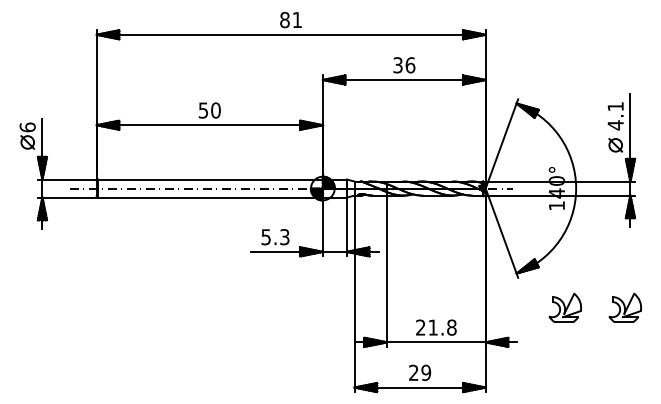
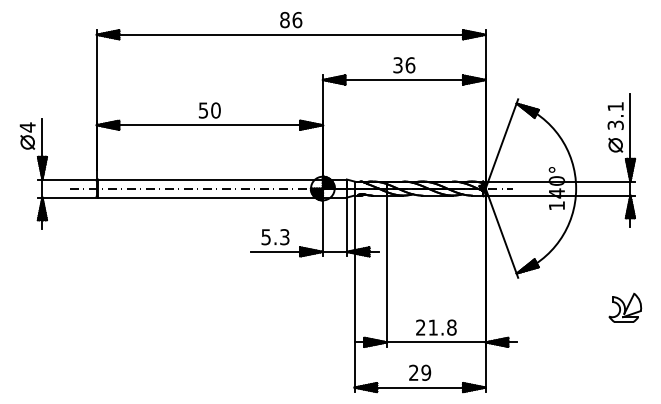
text: 81 -> 86 (297, 19)
text: 4.1 -> 3.1 (615, 125)
text: 6 -> 4 (27, 127)
part: present -> none (565, 307)
